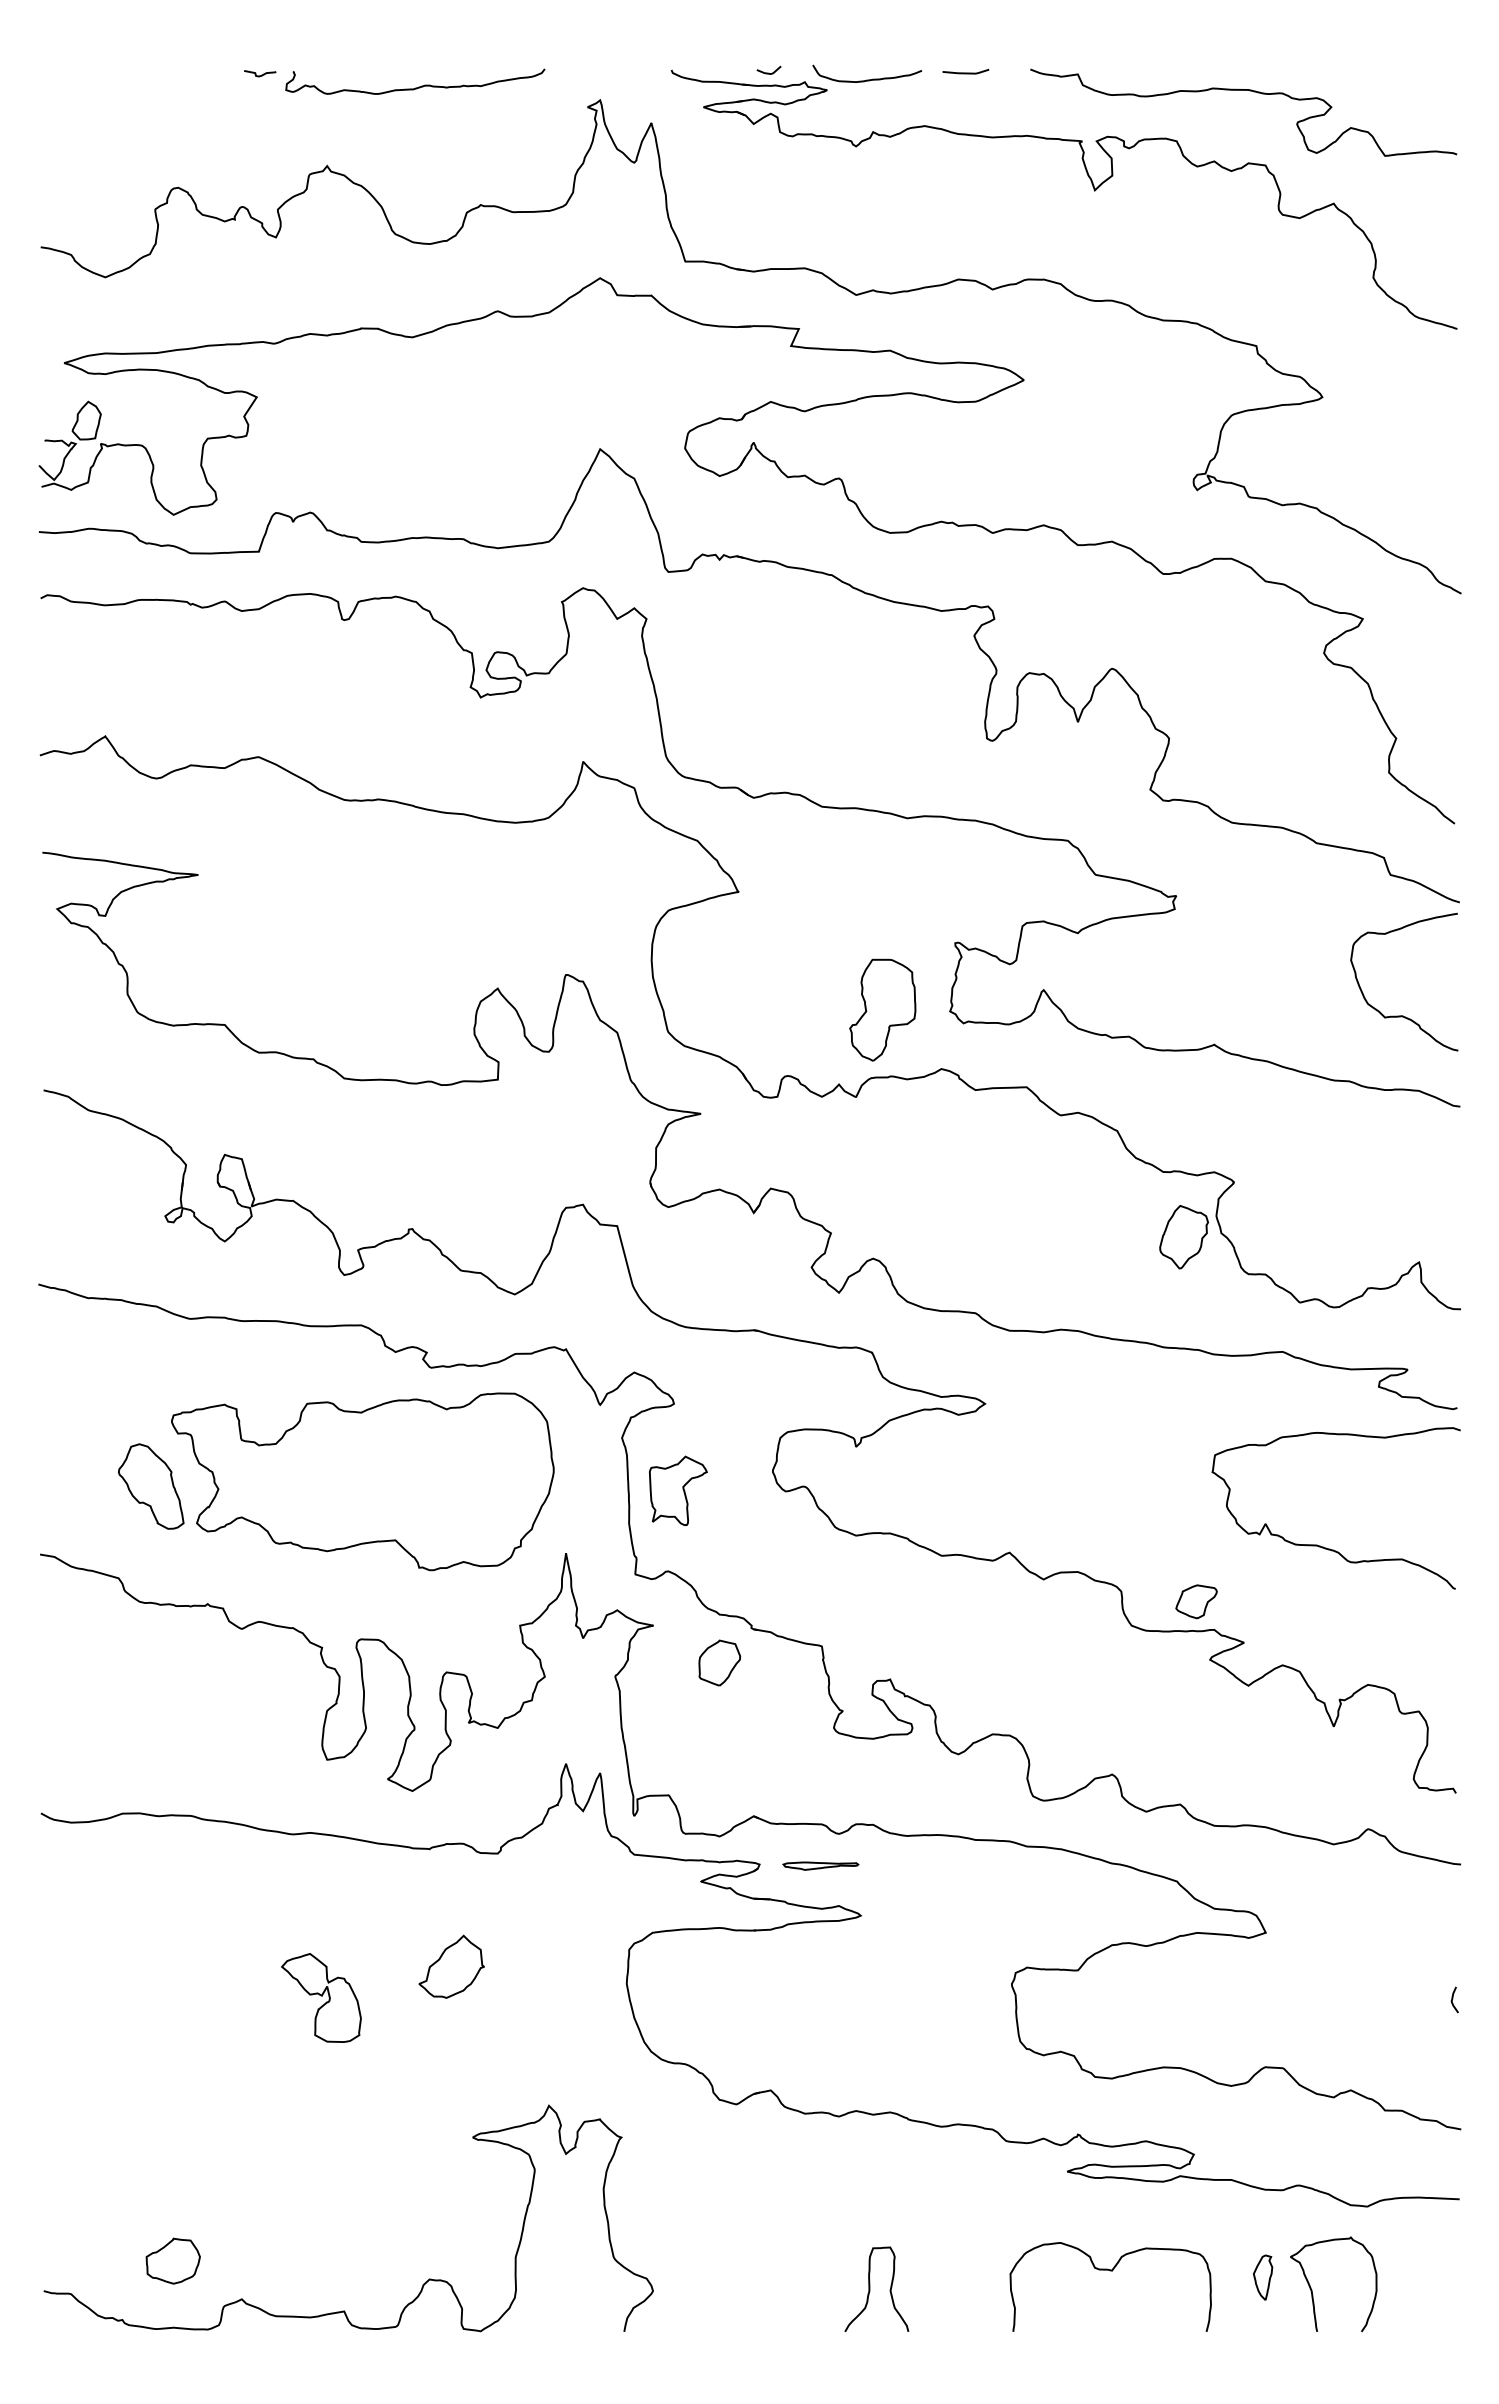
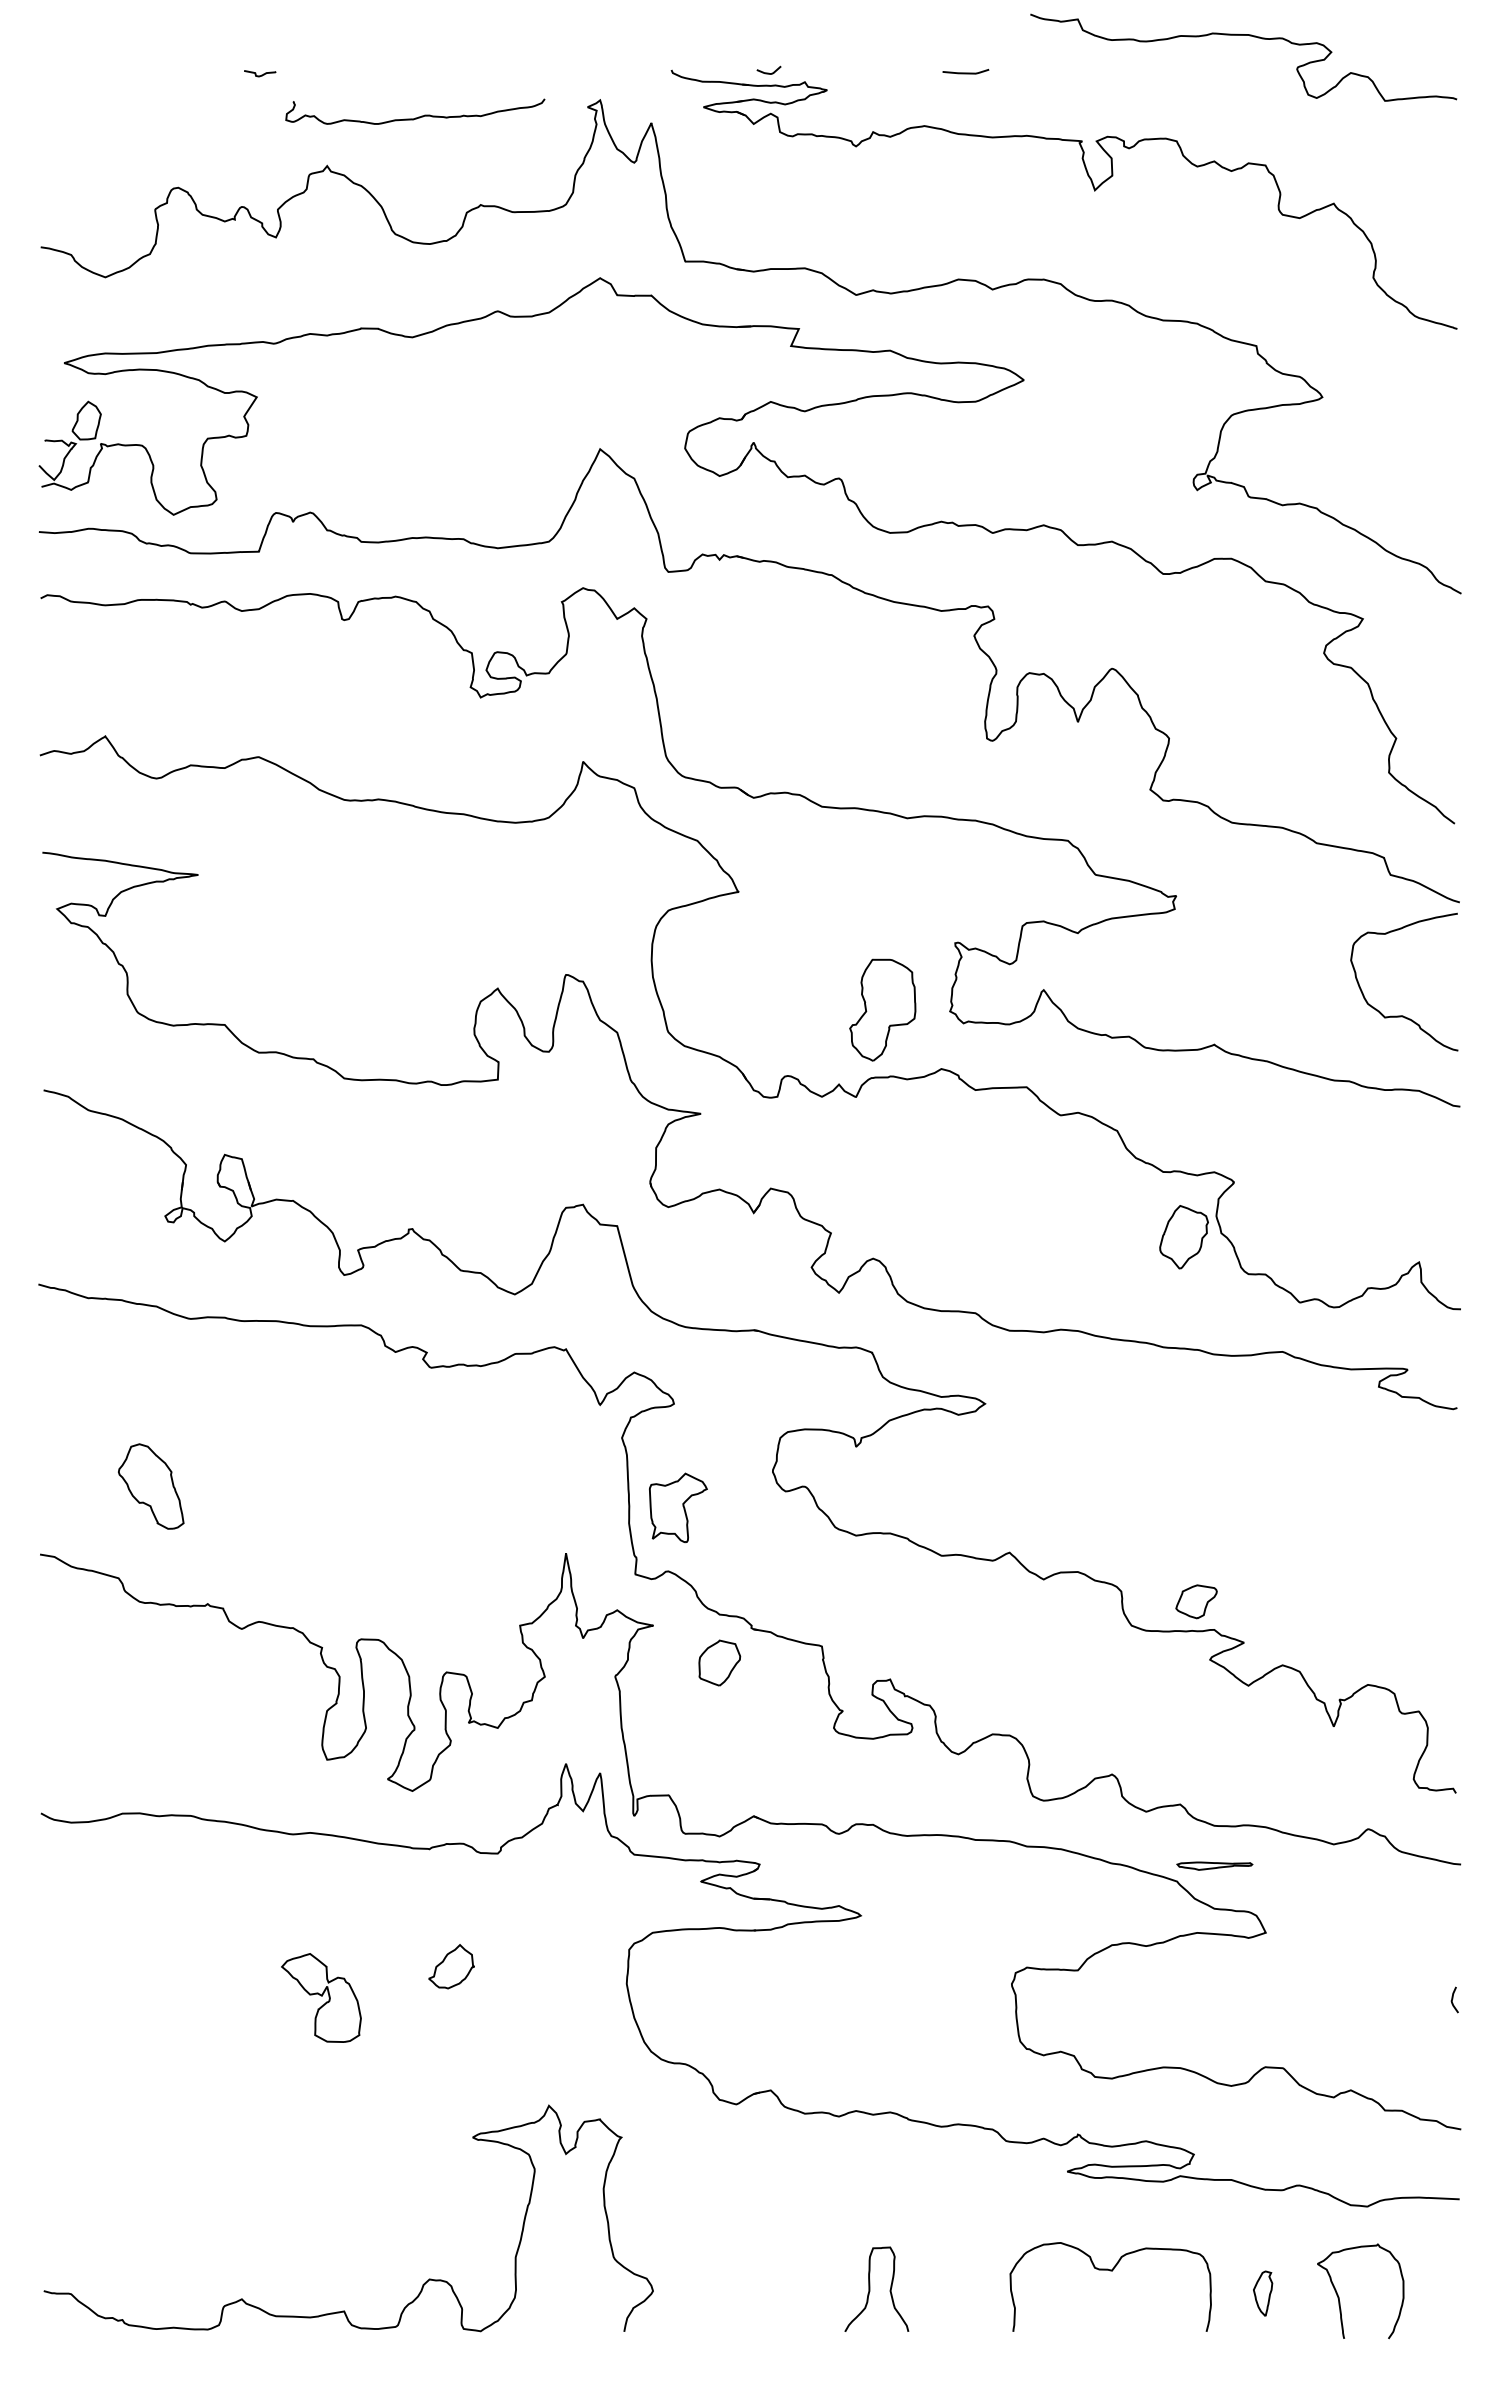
curve: present -> none (867, 79)
curve position: (418, 86) -> (418, 116) (418, 116)
curve position: (1249, 91) -> (1249, 36) (1249, 36)
part: present -> none (362, 1481)
part position: (678, 1490) -> (678, 1507) (678, 1507)
curve: present -> none (1323, 1546)
part position: (820, 1865) -> (1214, 1865) (1214, 1865)
part size: 67x65 px -> 47x46 px (451, 1966)
part: present -> none (172, 2260)
part position: (1263, 2277) -> (1263, 2293) (1263, 2293)
curve position: (1312, 2290) -> (1339, 2297) (1339, 2297)
